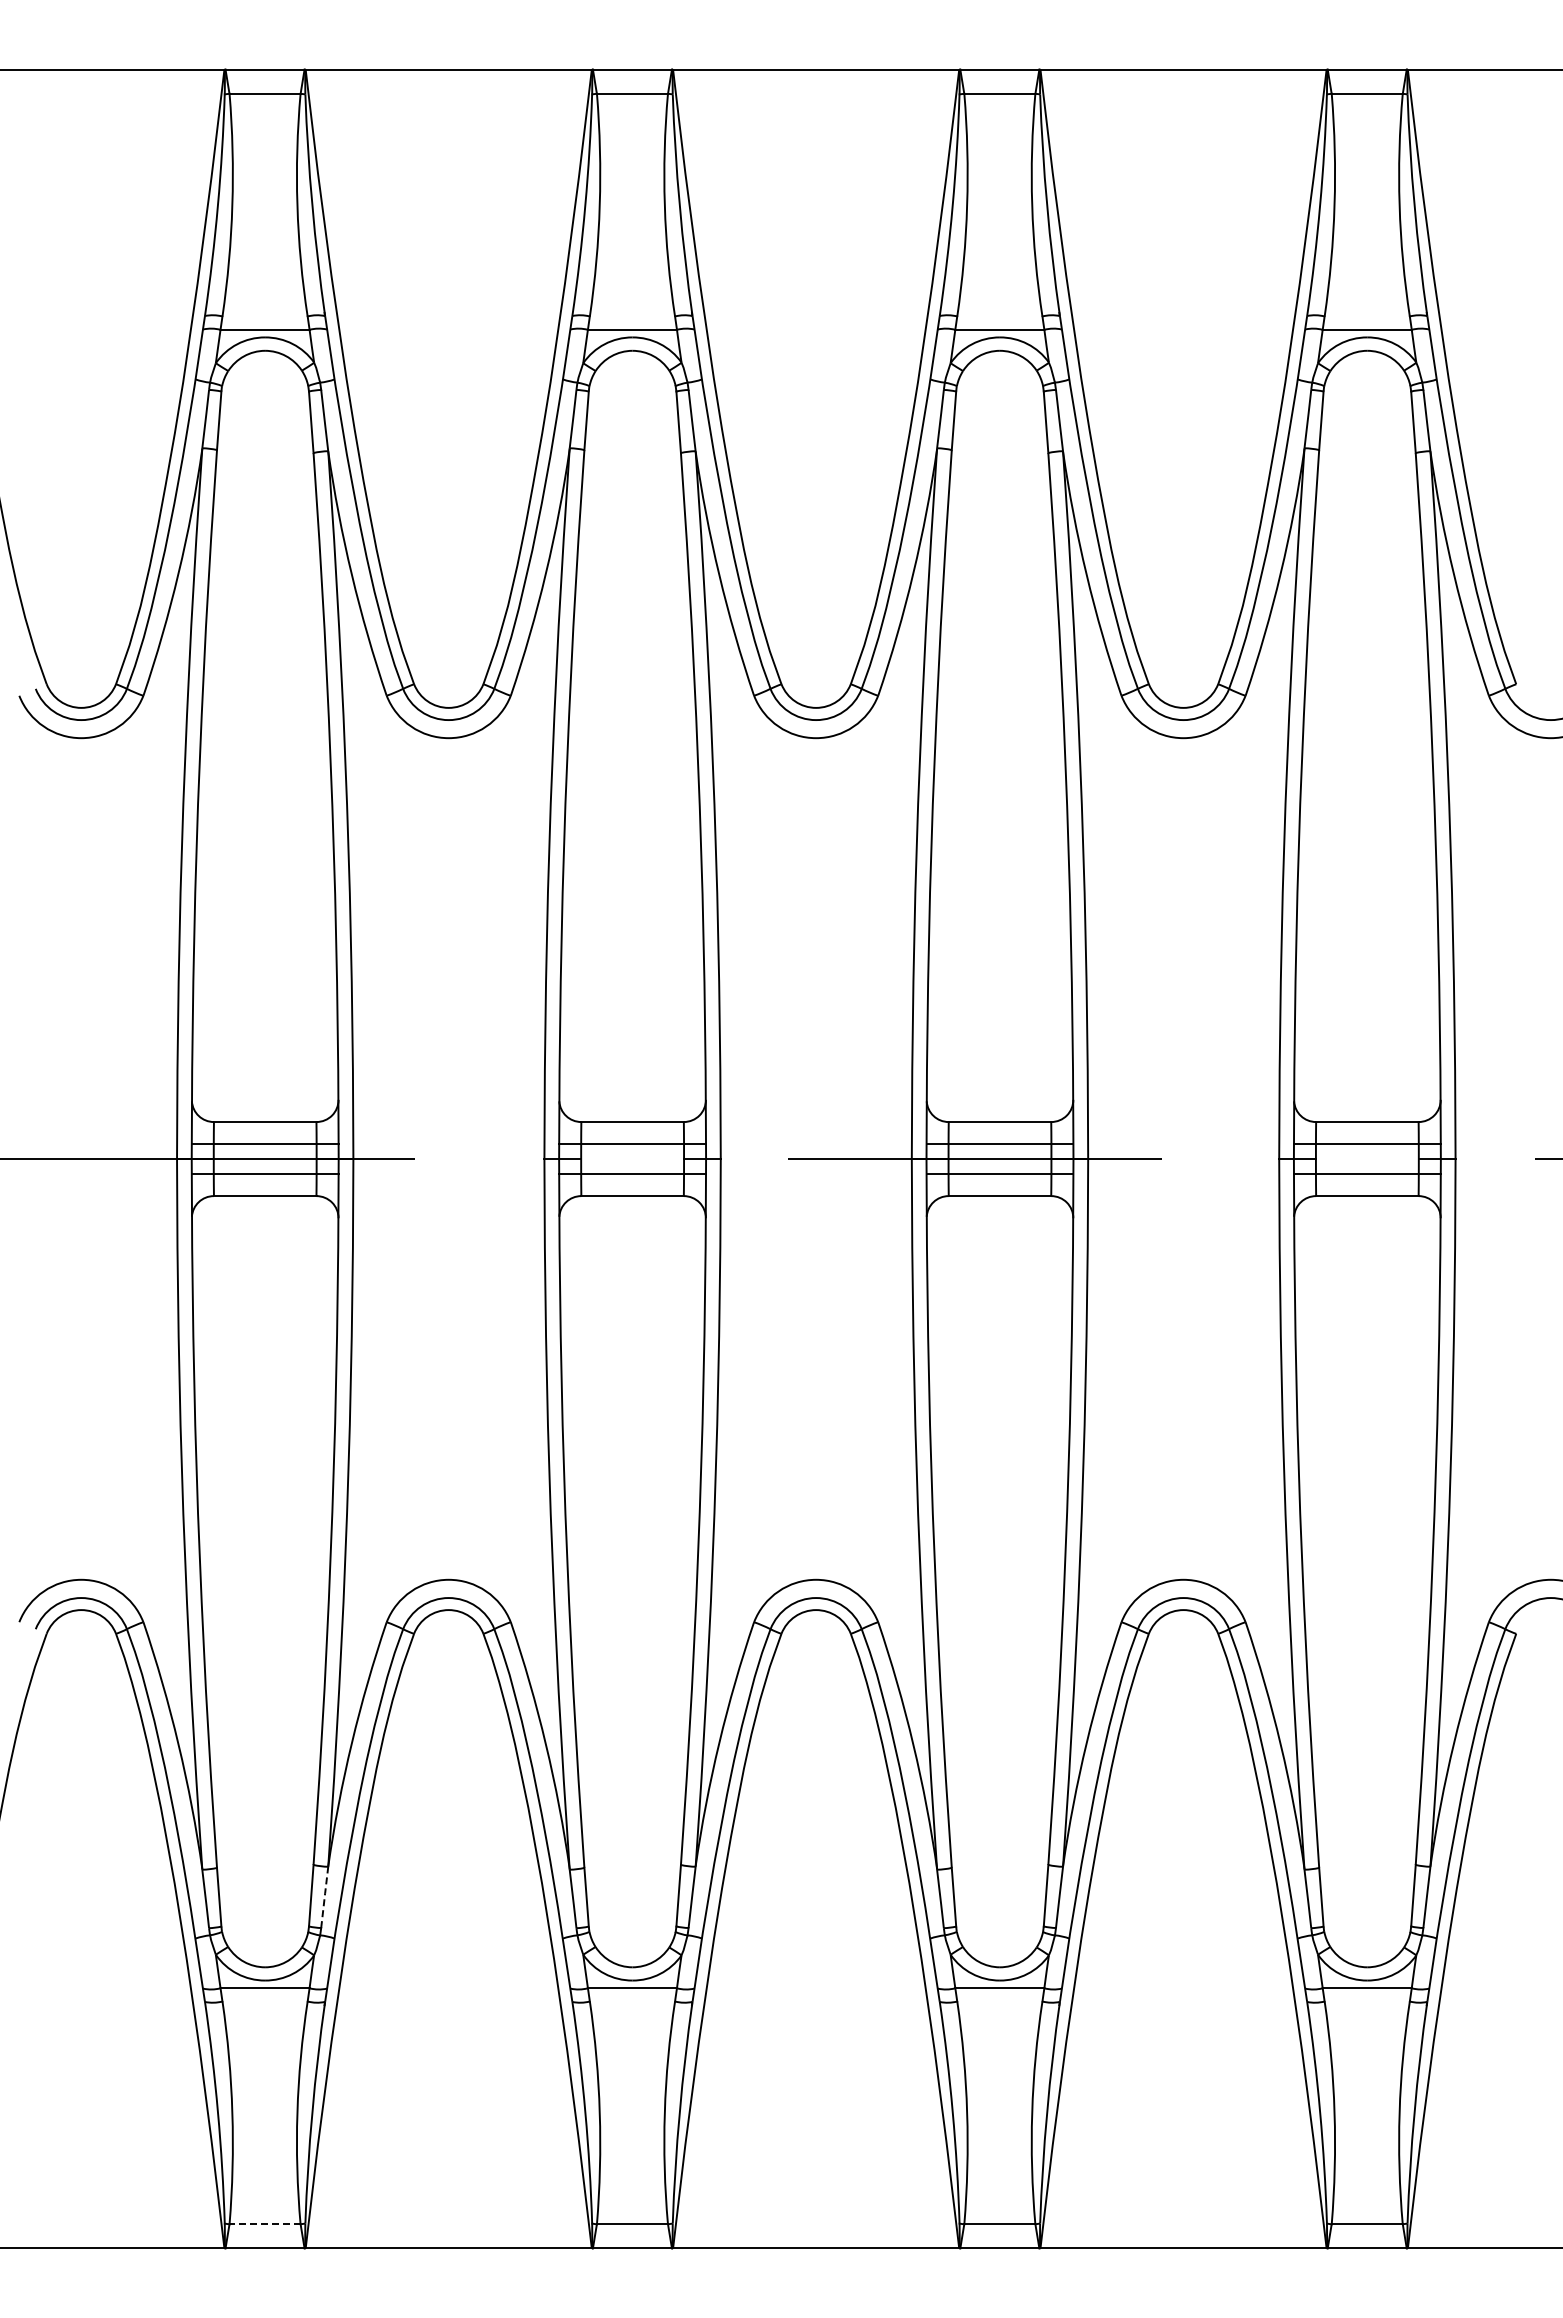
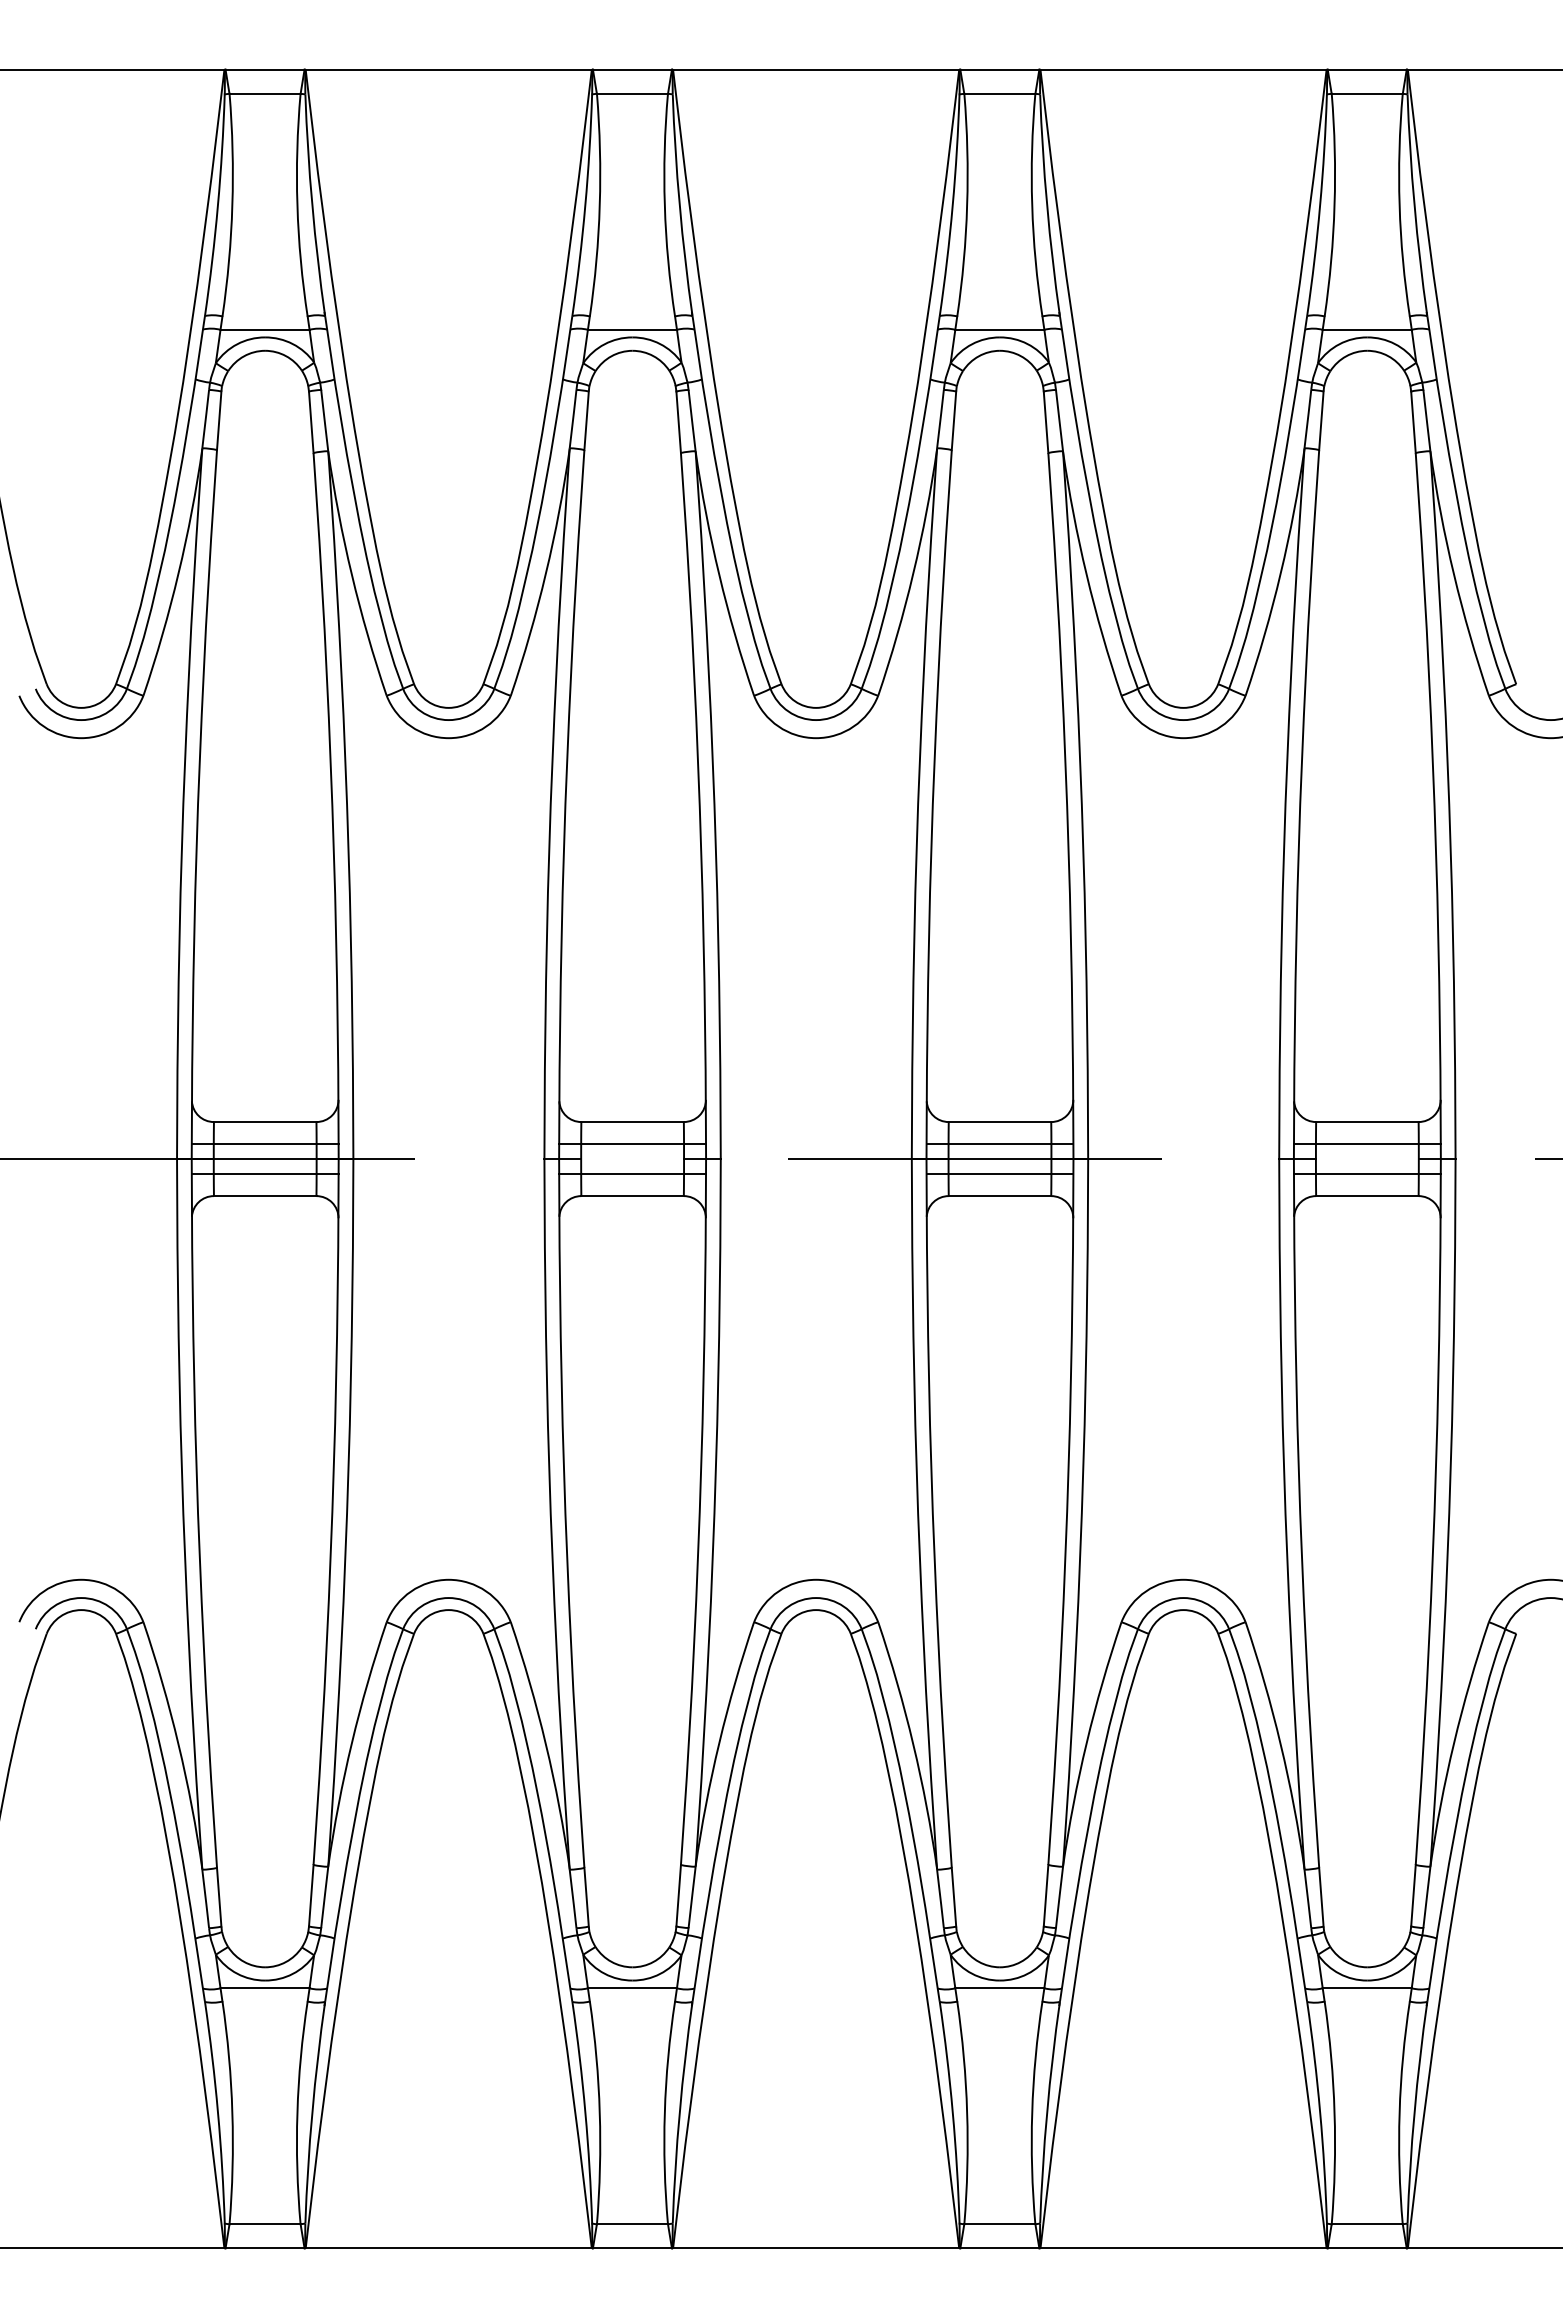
line: dashed -> solid (324, 1897)
line: dashed -> solid (265, 2224)
